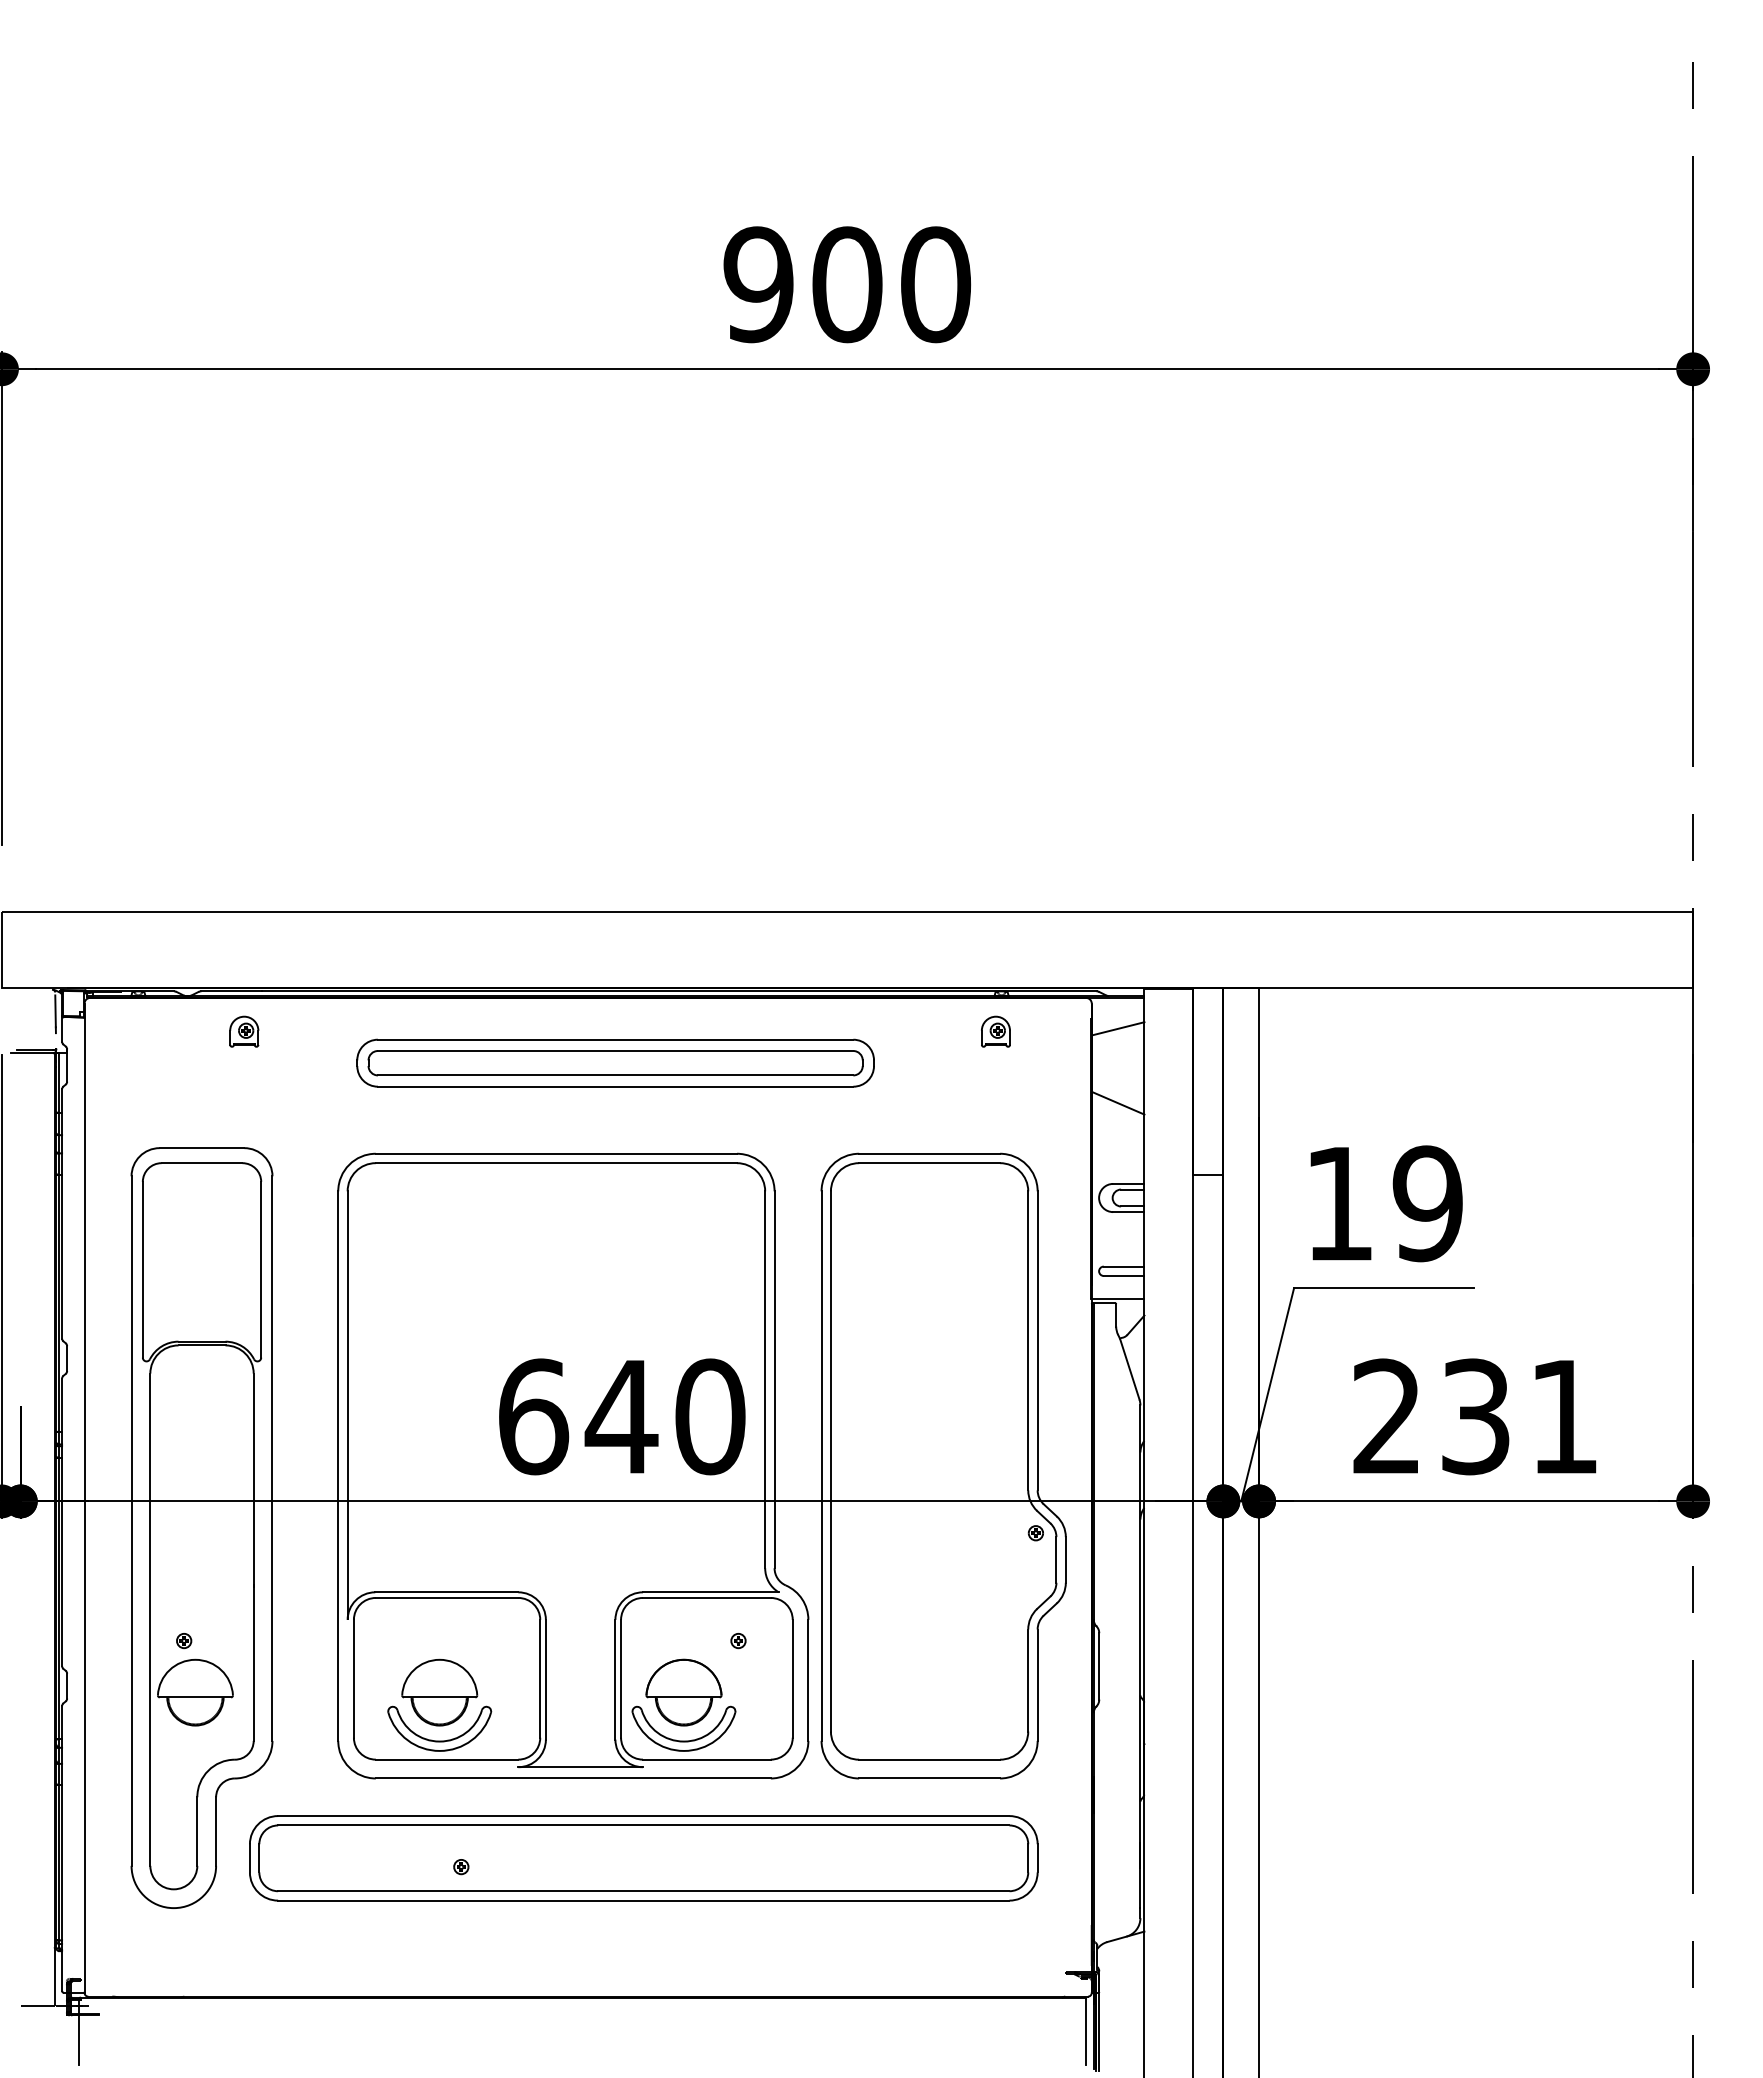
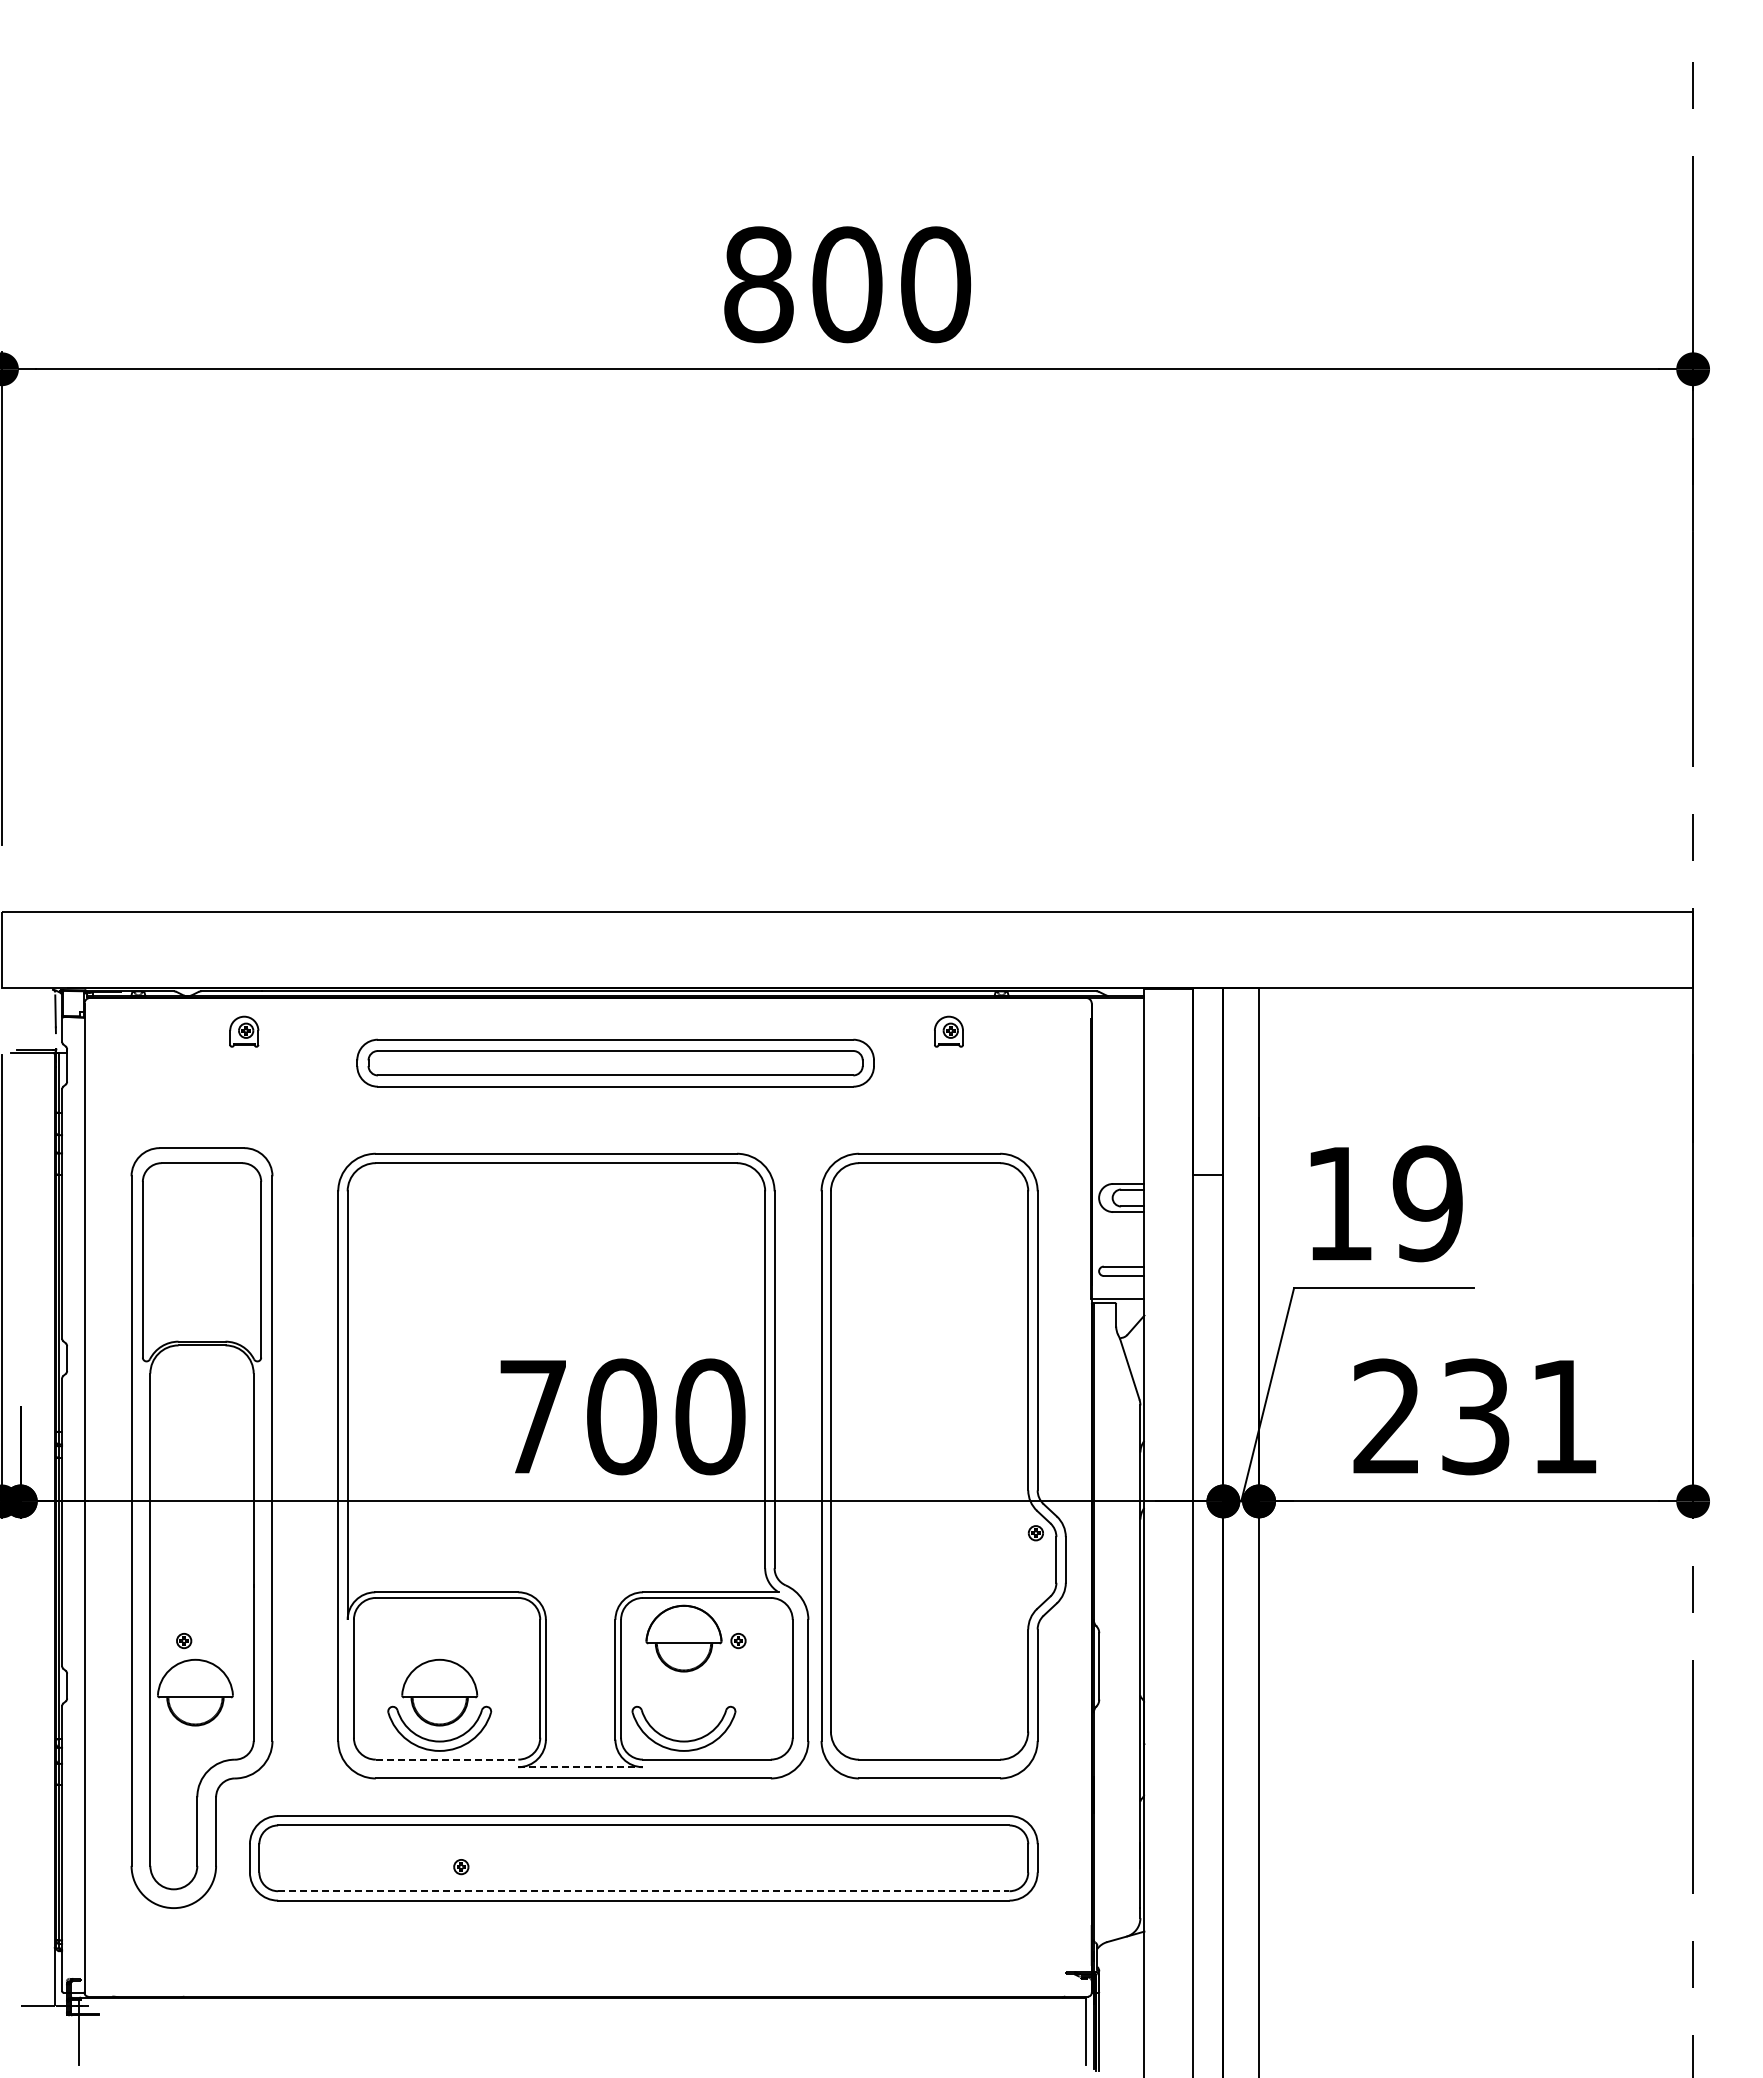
text: 900 -> 800 (758, 284)
line: present -> none (1117, 1028)
part position: (995, 1031) -> (948, 1031) (948, 1031)
line: present -> none (1117, 1102)
text: 640 -> 700 (578, 1416)
part position: (683, 1692) -> (683, 1638) (683, 1638)
line: solid -> dashed (447, 1759)
line: solid -> dashed (581, 1767)
line: solid -> dashed (643, 1891)
